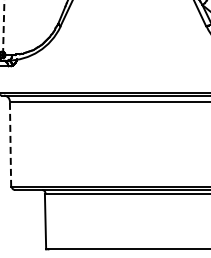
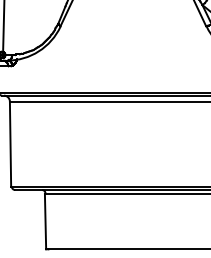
line: dashed -> solid (3, 27)
line: dashed -> solid (10, 144)
